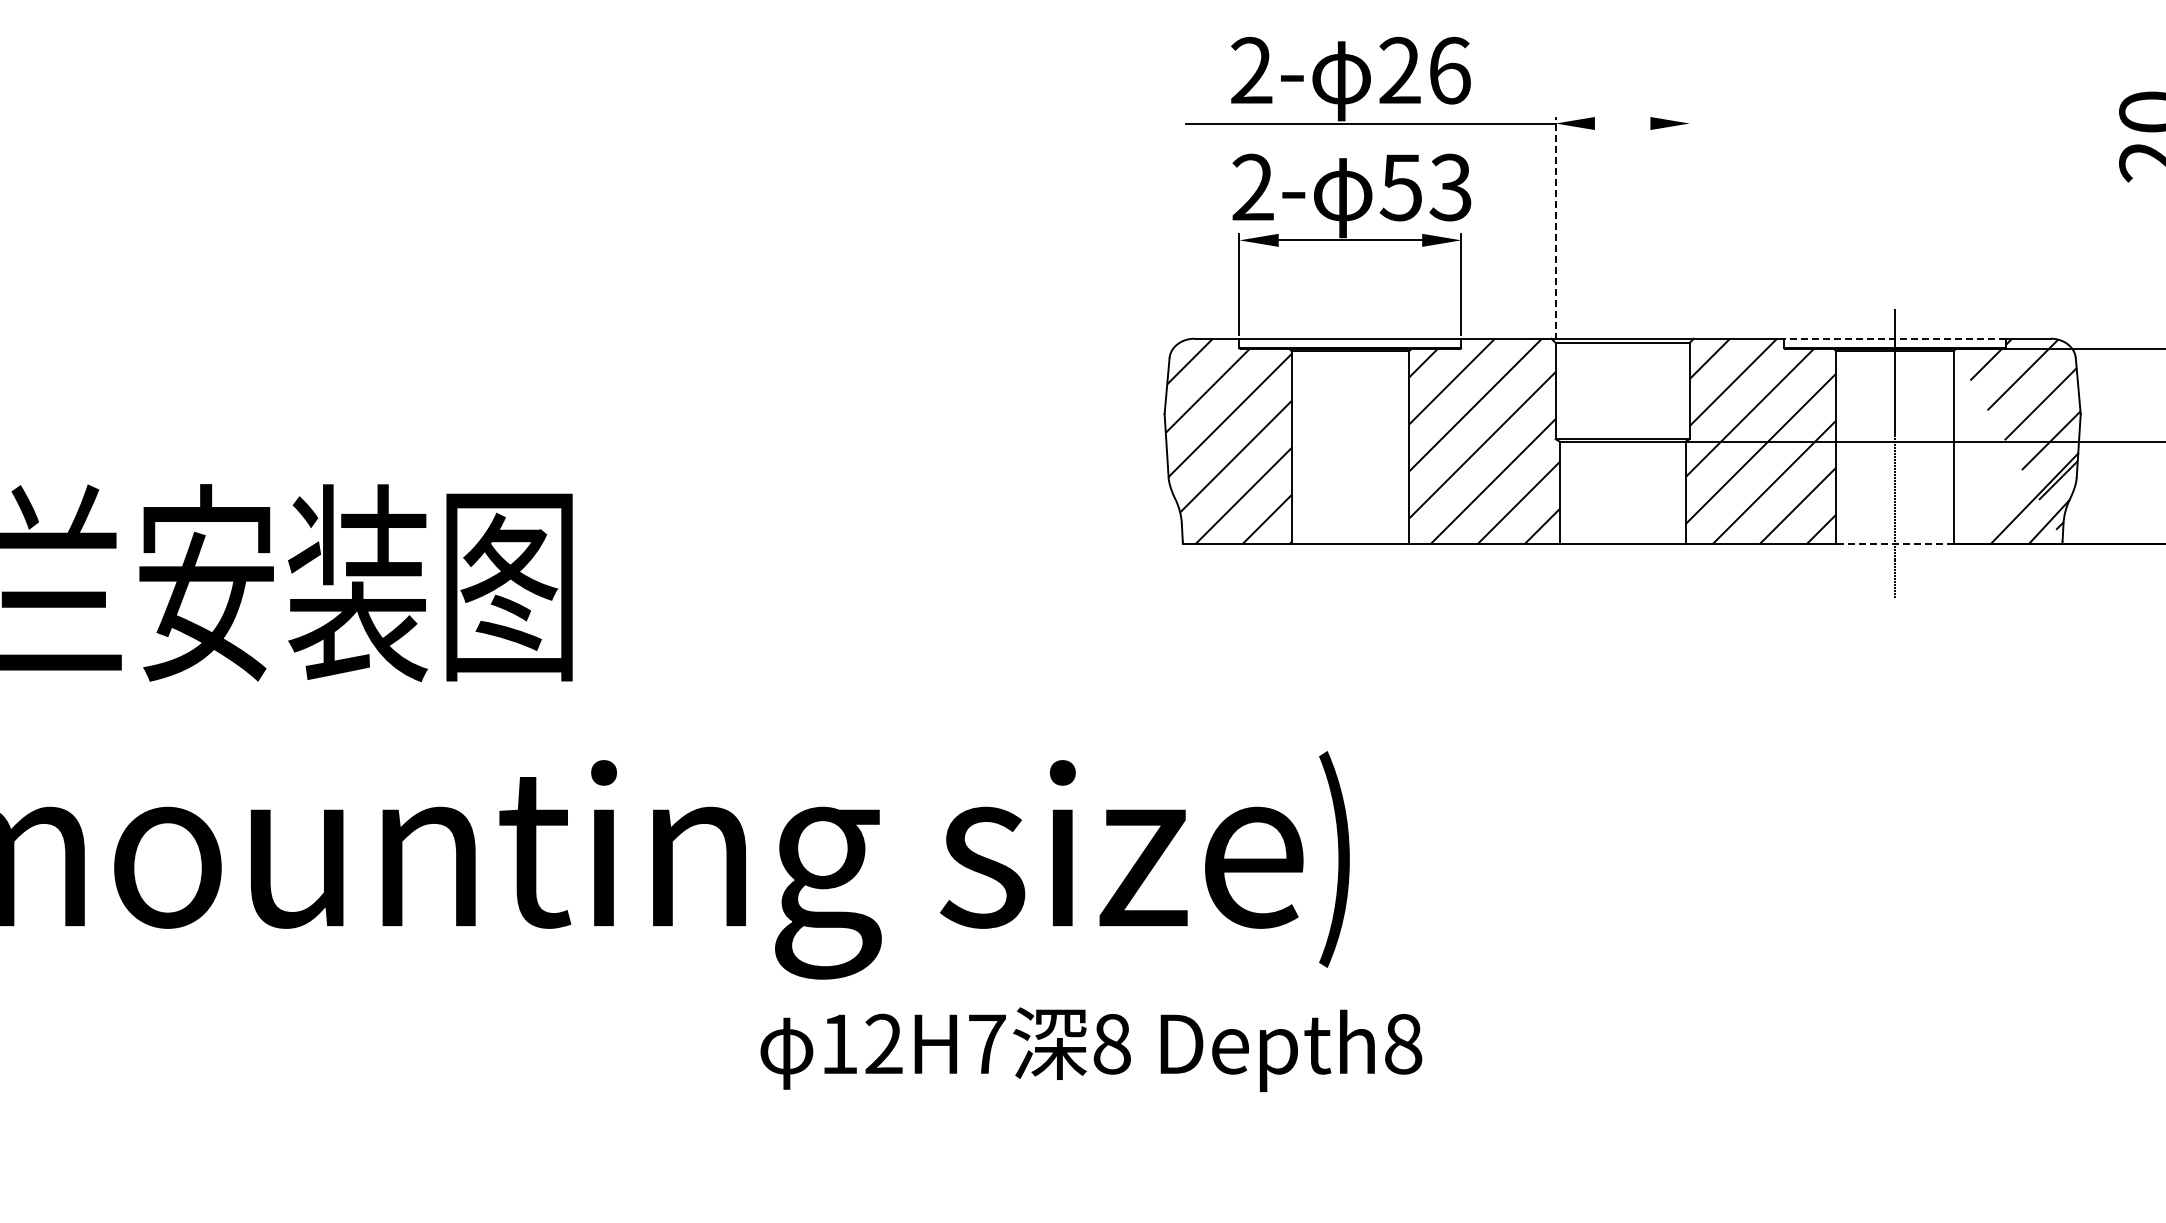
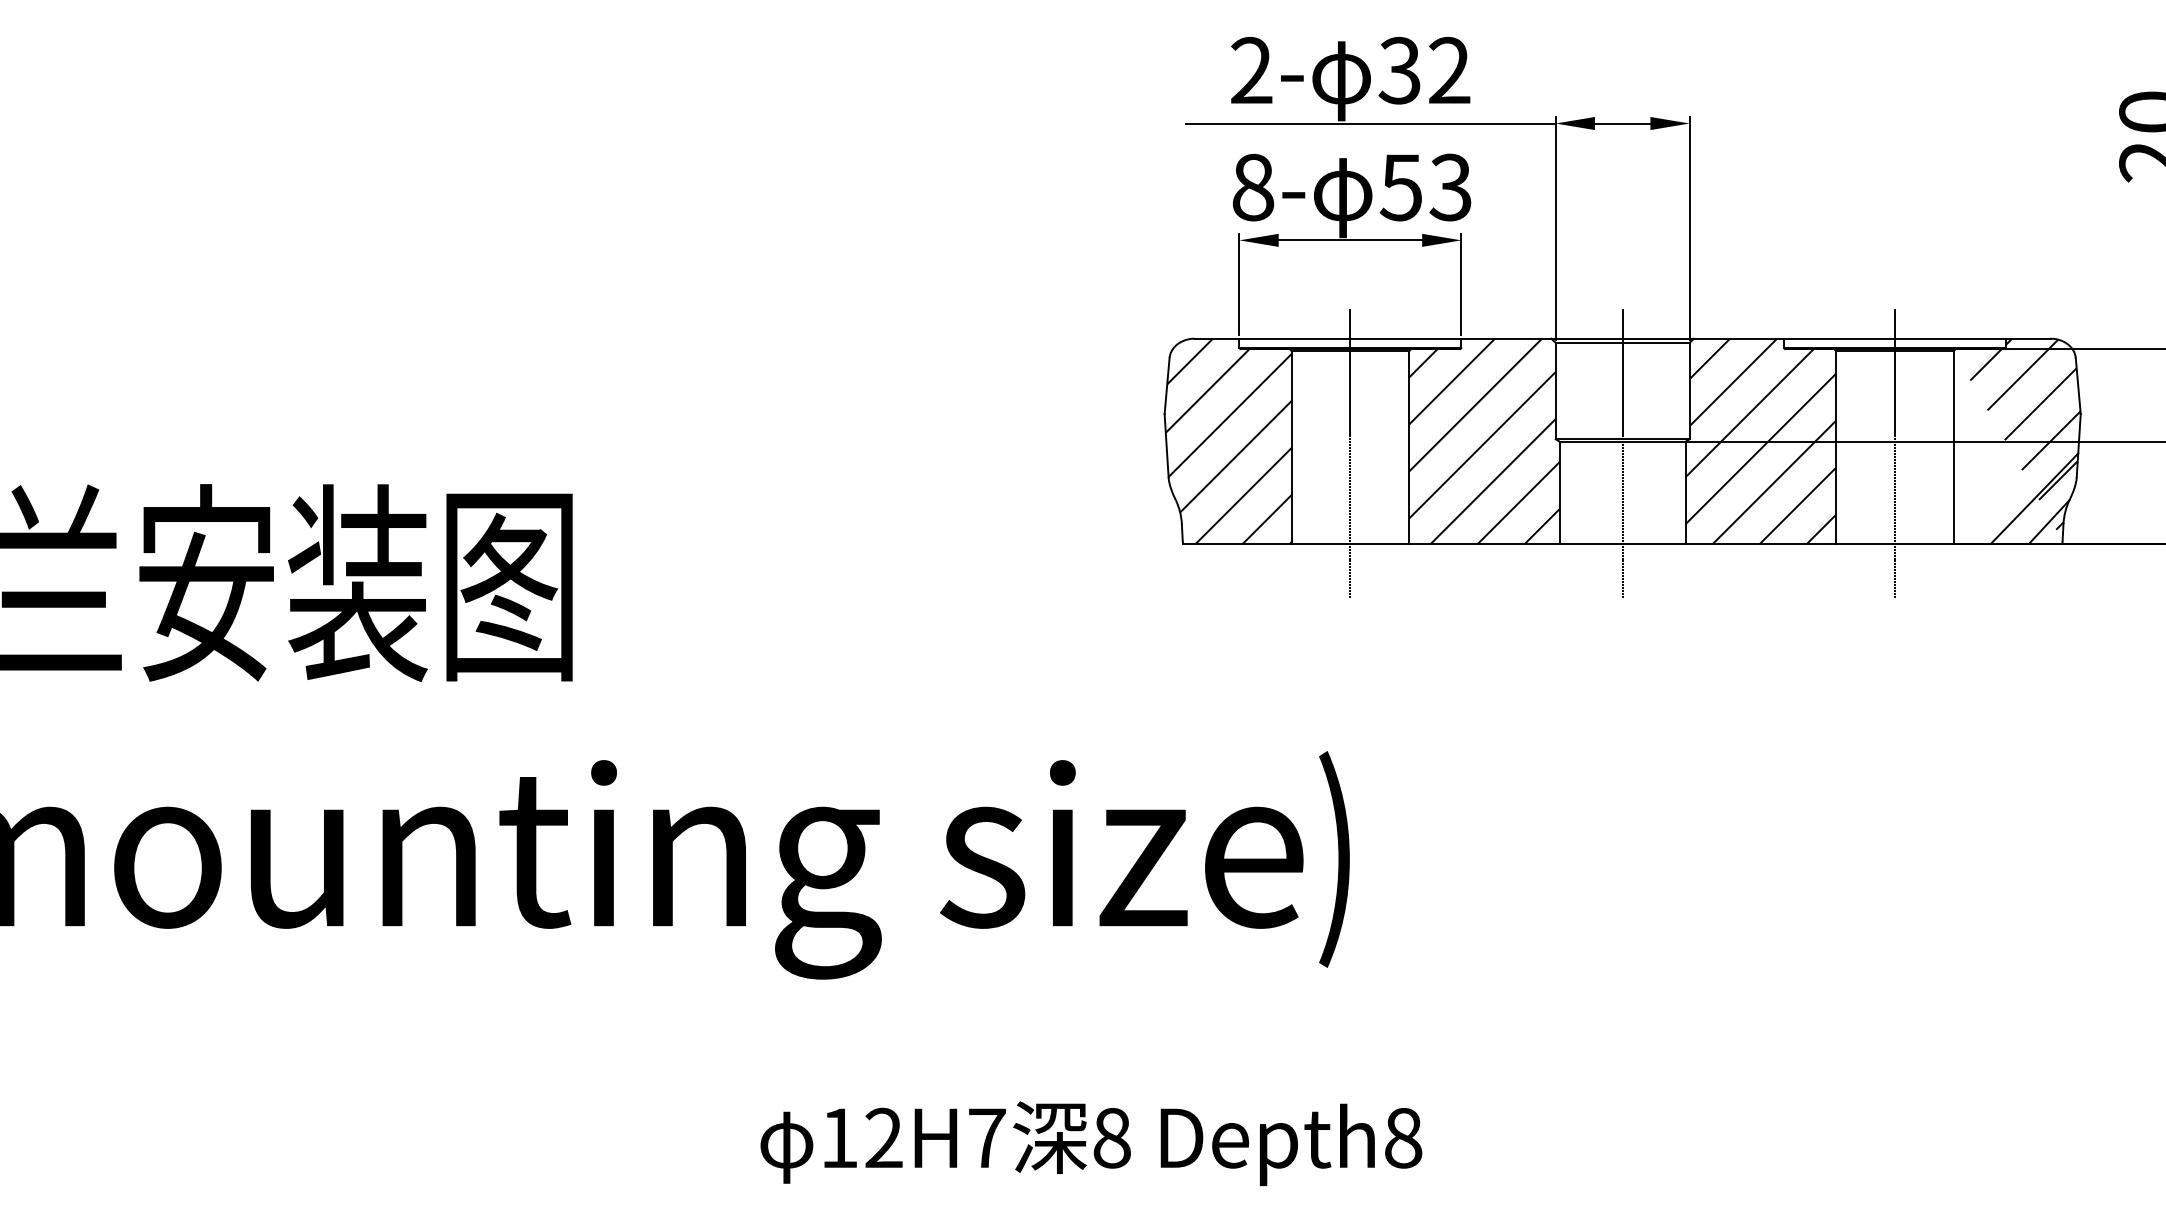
text: 26 -> 32 (1424, 70)
line: none -> present (1622, 123)
text: 2- -> 8- (1253, 187)
line: dashed -> solid (1555, 227)
line: none -> present (1689, 227)
line: dashed -> solid (1894, 338)
line: none -> present (1350, 453)
line: none -> present (1622, 453)
line: dashed -> solid (1894, 543)
text position: (1091, 1049) -> (1091, 1143) (1091, 1143)
